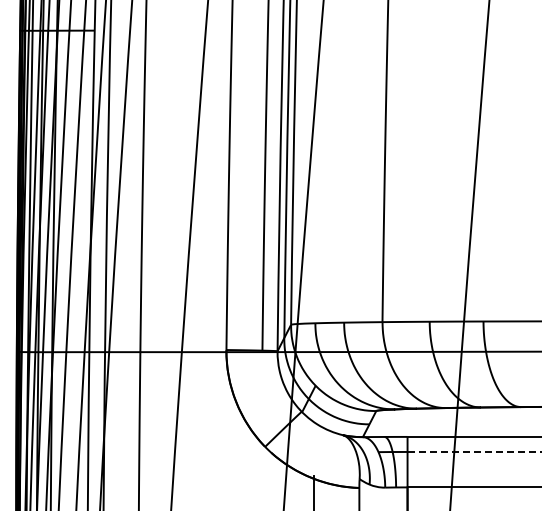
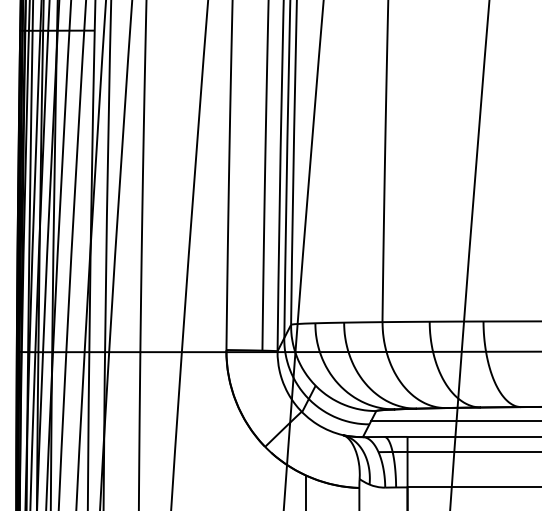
line: none -> present (454, 421)
line: dashed -> solid (474, 451)
line position: (314, 491) -> (306, 491) (306, 491)
